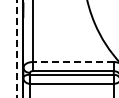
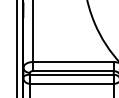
line: dashed -> solid (17, 48)
line: dashed -> solid (73, 62)
